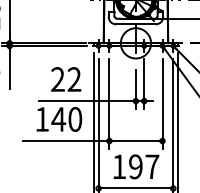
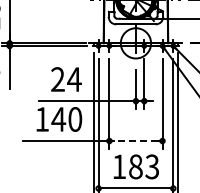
text: 22 -> 24 (74, 79)
line: solid -> dashed (135, 141)
text: 197 -> 183 (144, 166)
